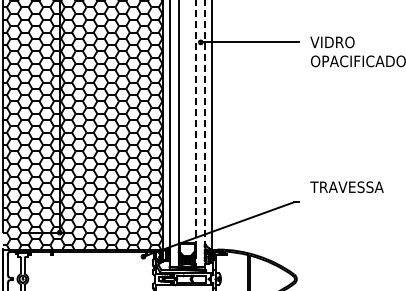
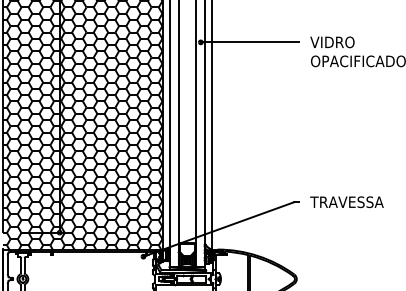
line: dashed -> solid (195, 133)
line: dashed -> solid (204, 133)
text position: (346, 187) -> (346, 202) (346, 202)
